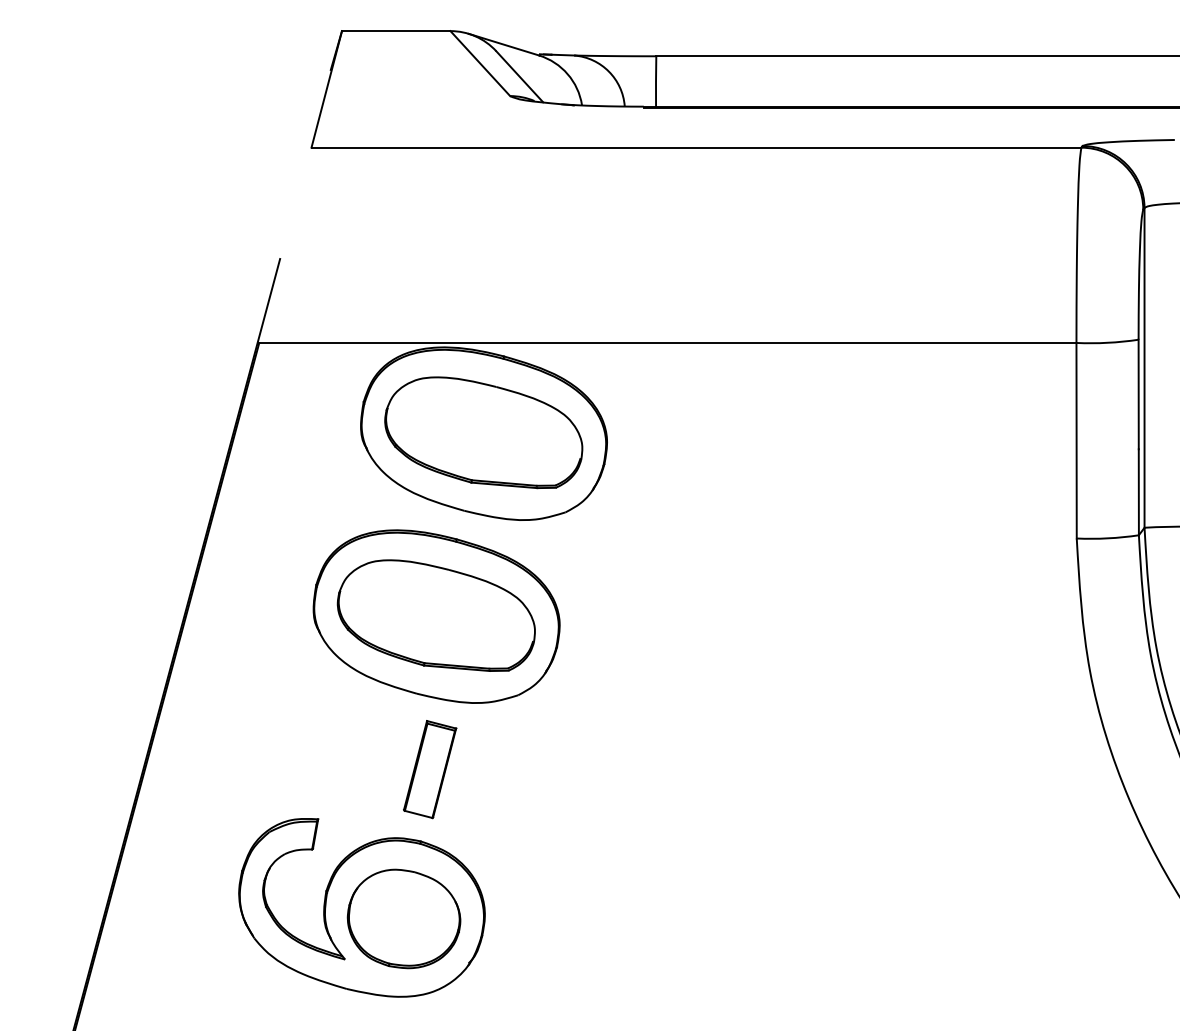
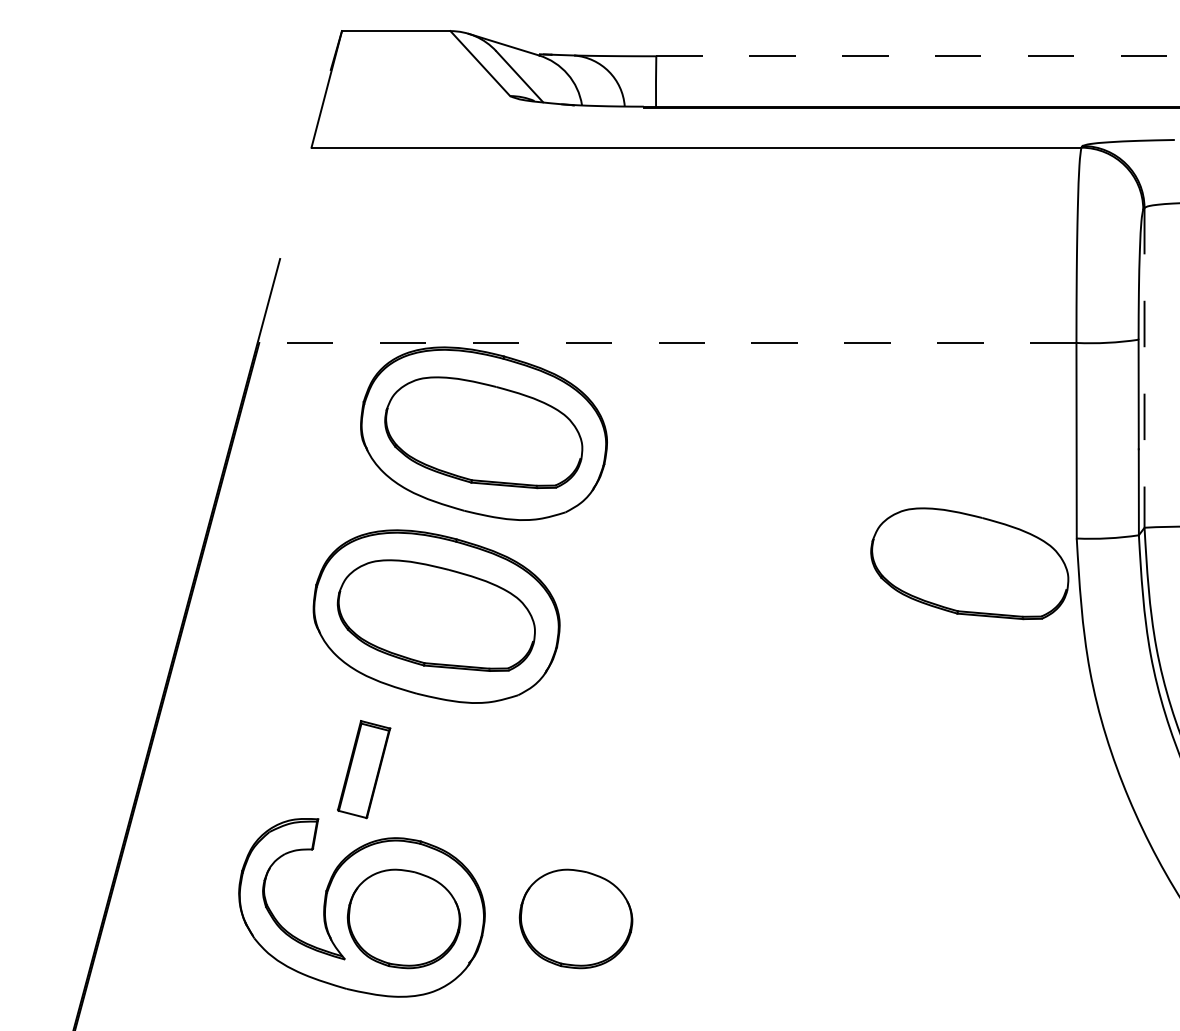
line: solid -> dashed (918, 56)
line: solid -> dashed (667, 342)
line: solid -> dashed (1144, 367)
part: none -> present (969, 563)
part position: (430, 769) -> (364, 769) (364, 769)
part: none -> present (575, 918)
